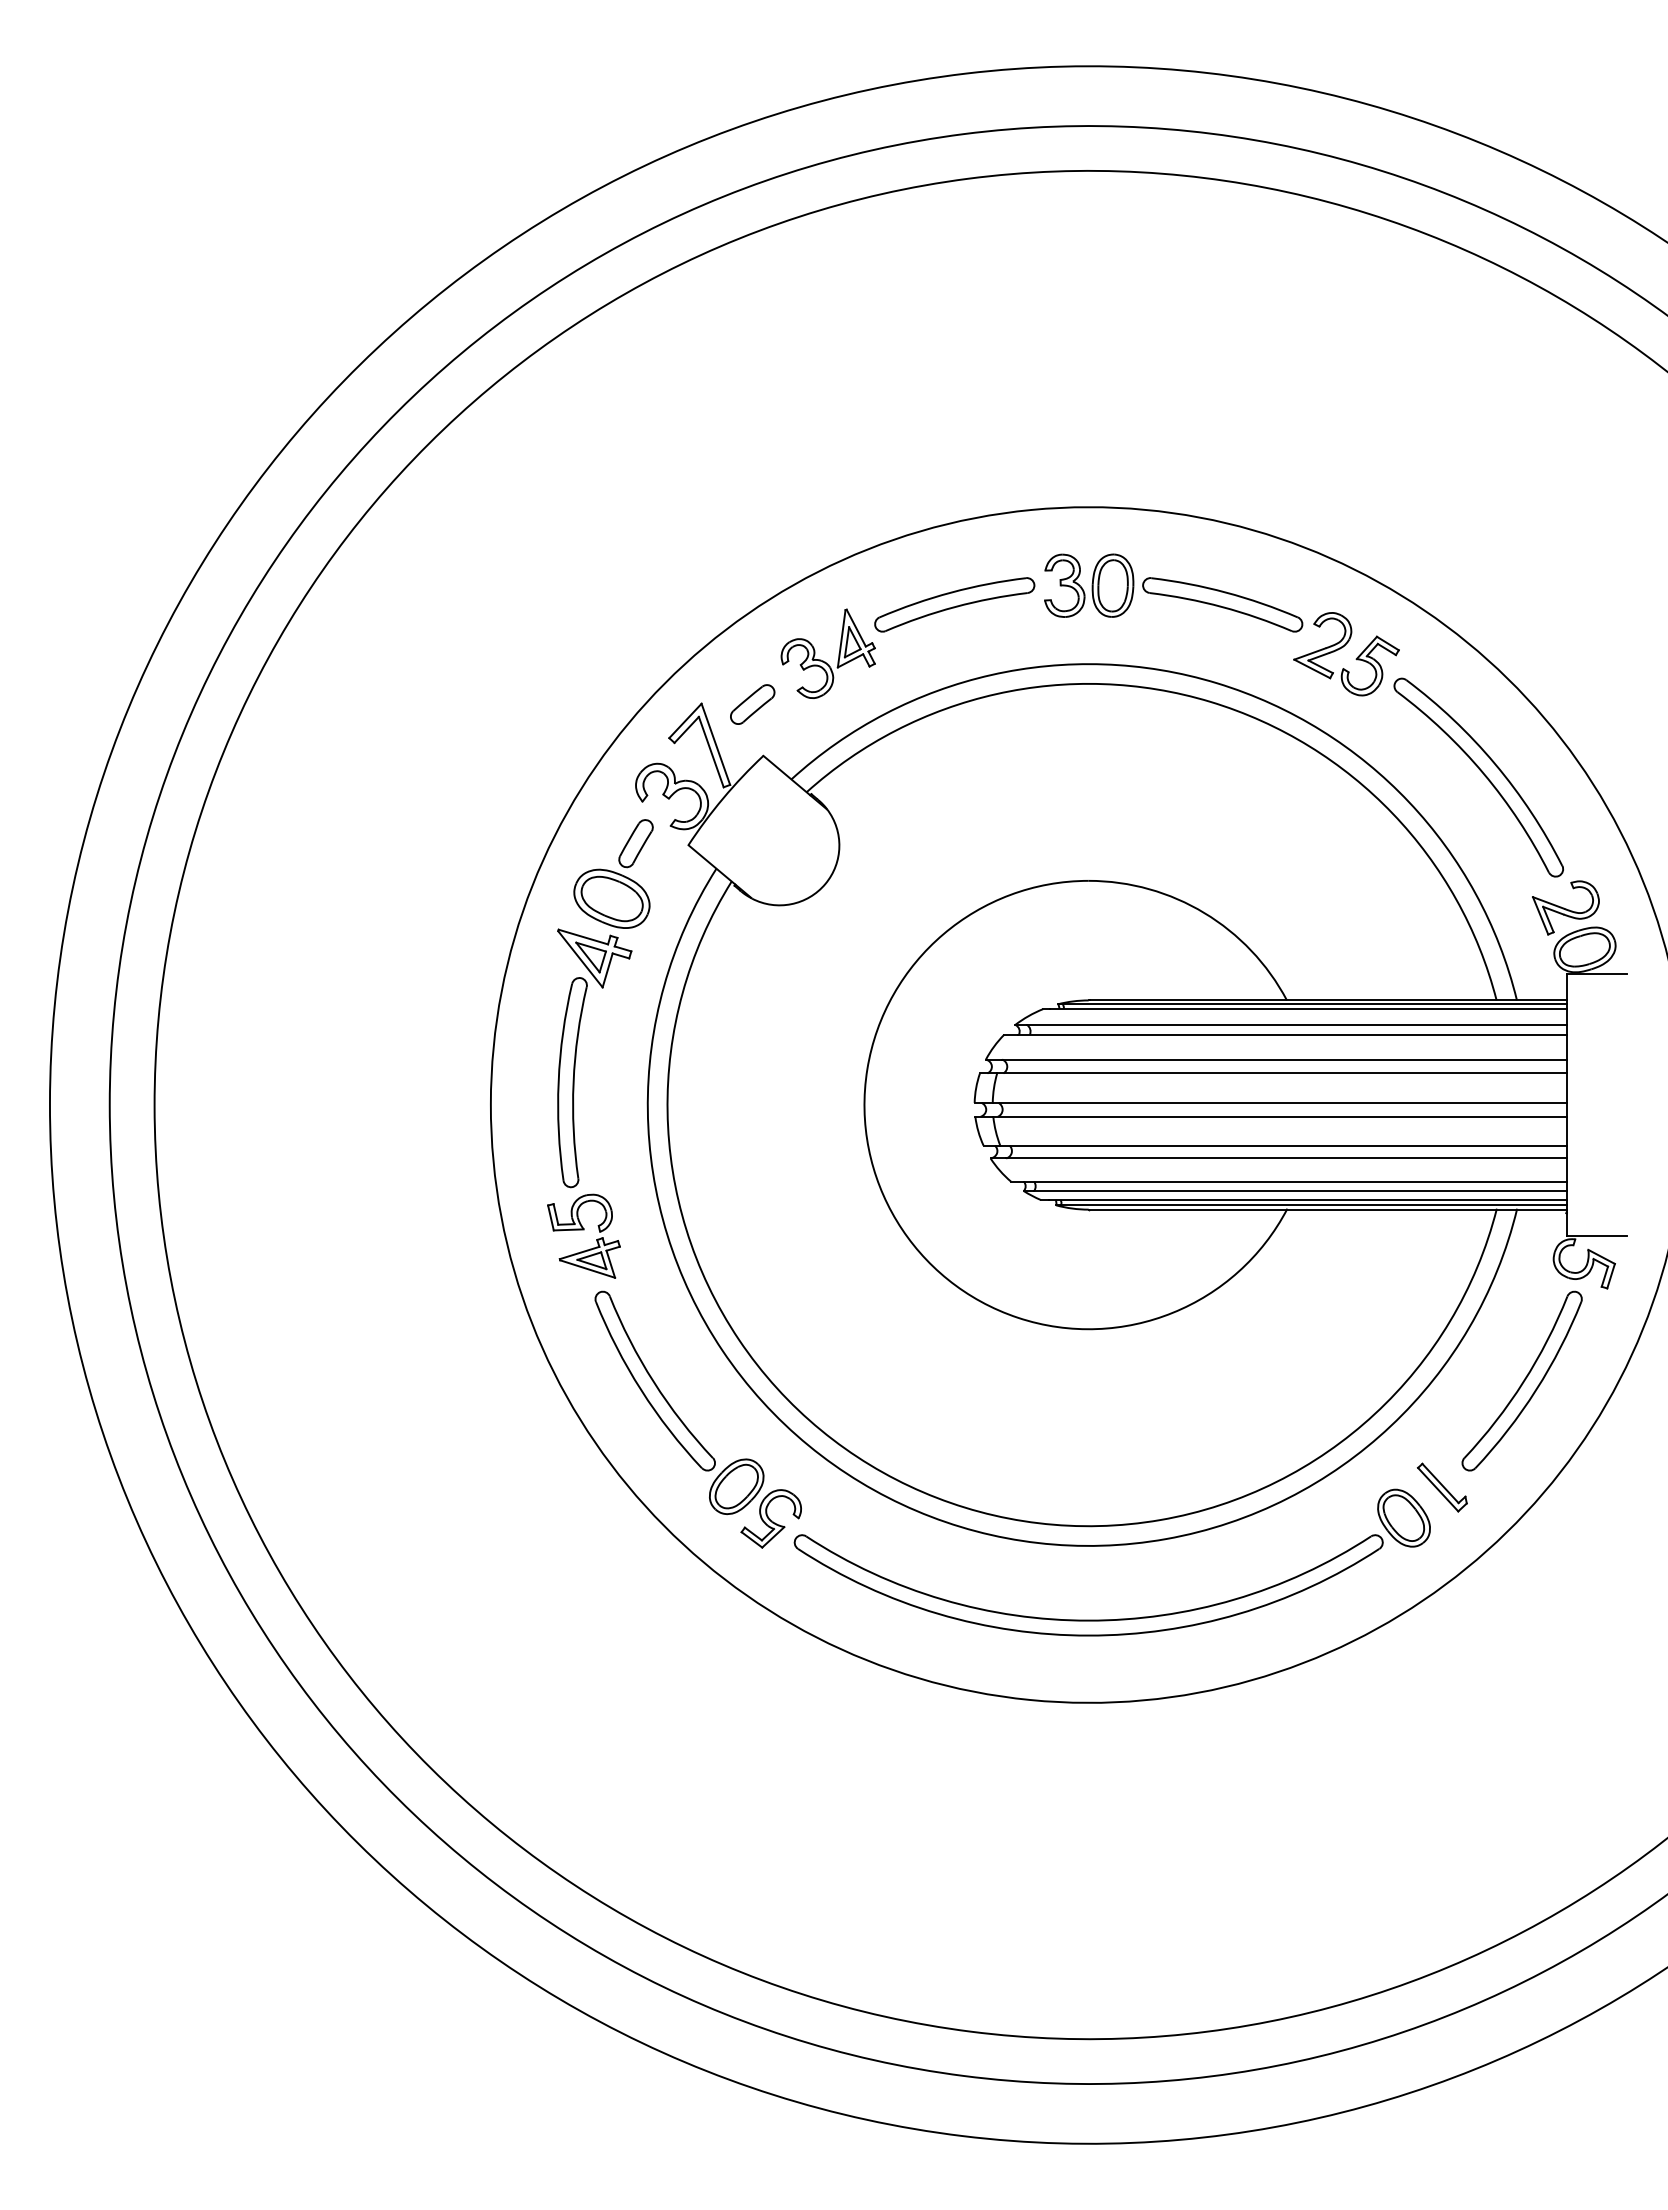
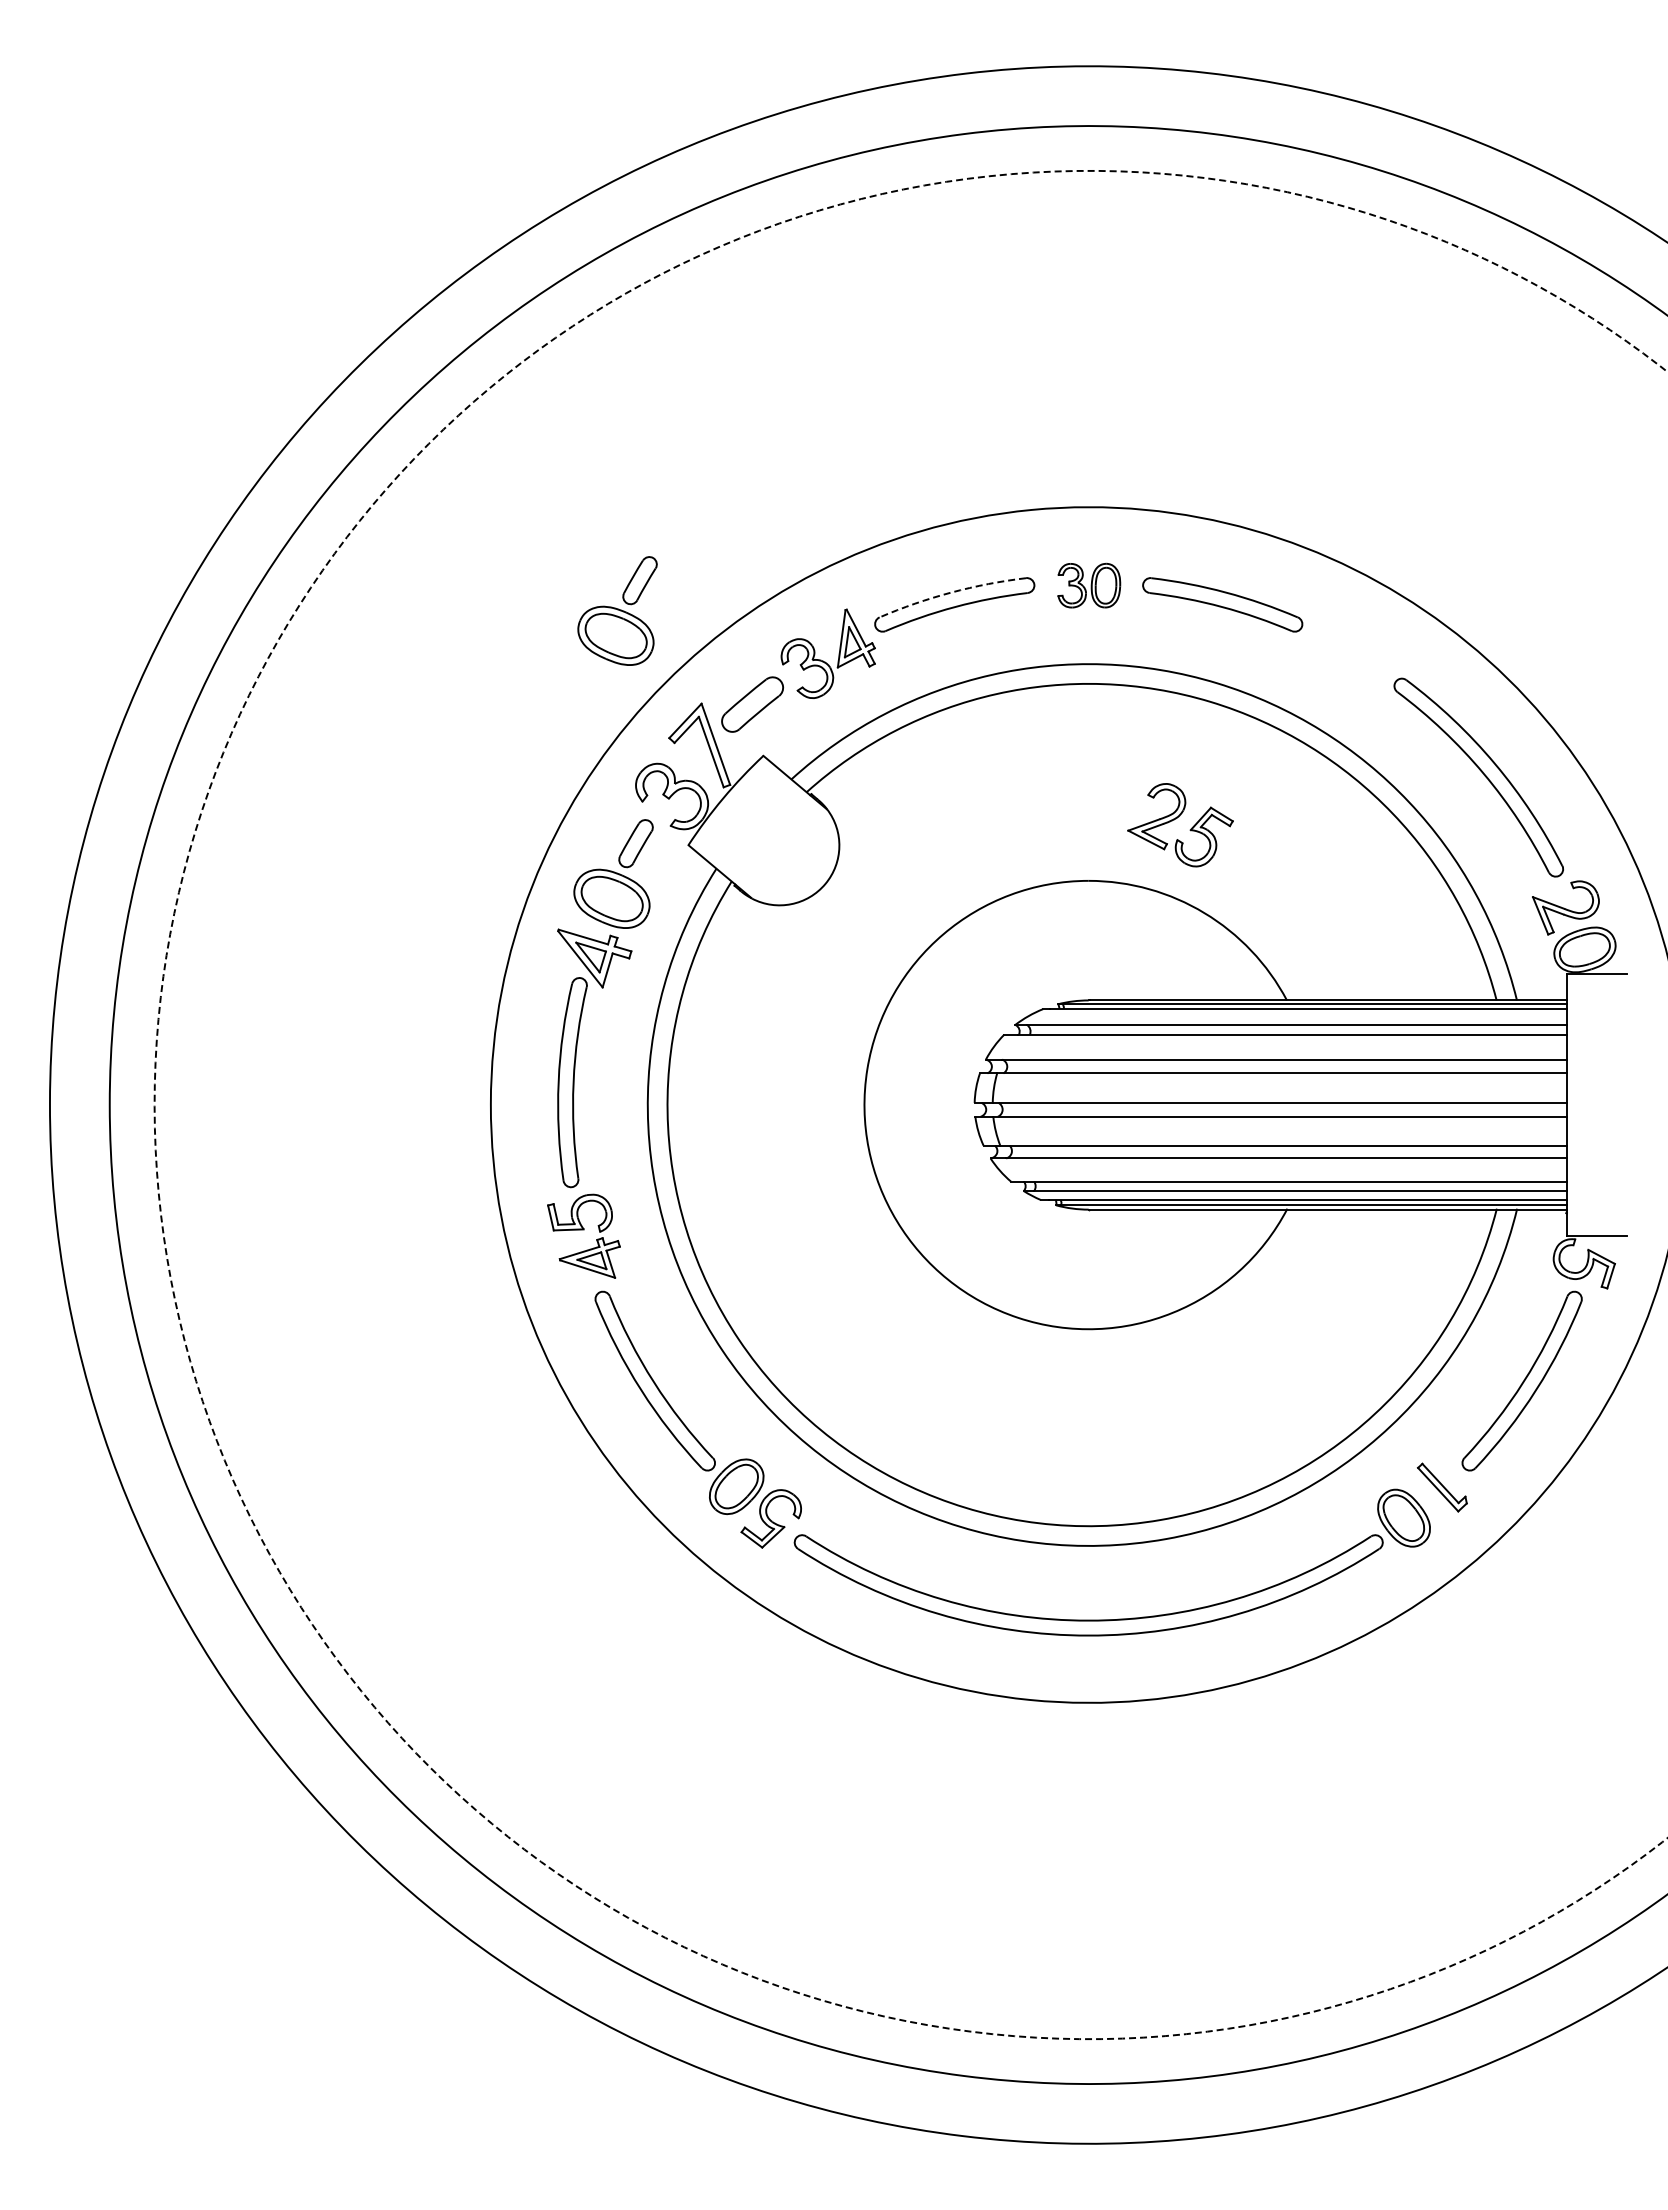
part size: 91x65 px -> 65x47 px (1089, 585)
arc: solid -> dashed (951, 592)
part: none -> present (617, 610)
part position: (1342, 648) -> (1176, 819) (1176, 819)
part size: 46x41 px -> 64x57 px (752, 704)
arc: solid -> dashed (154, 1105)
